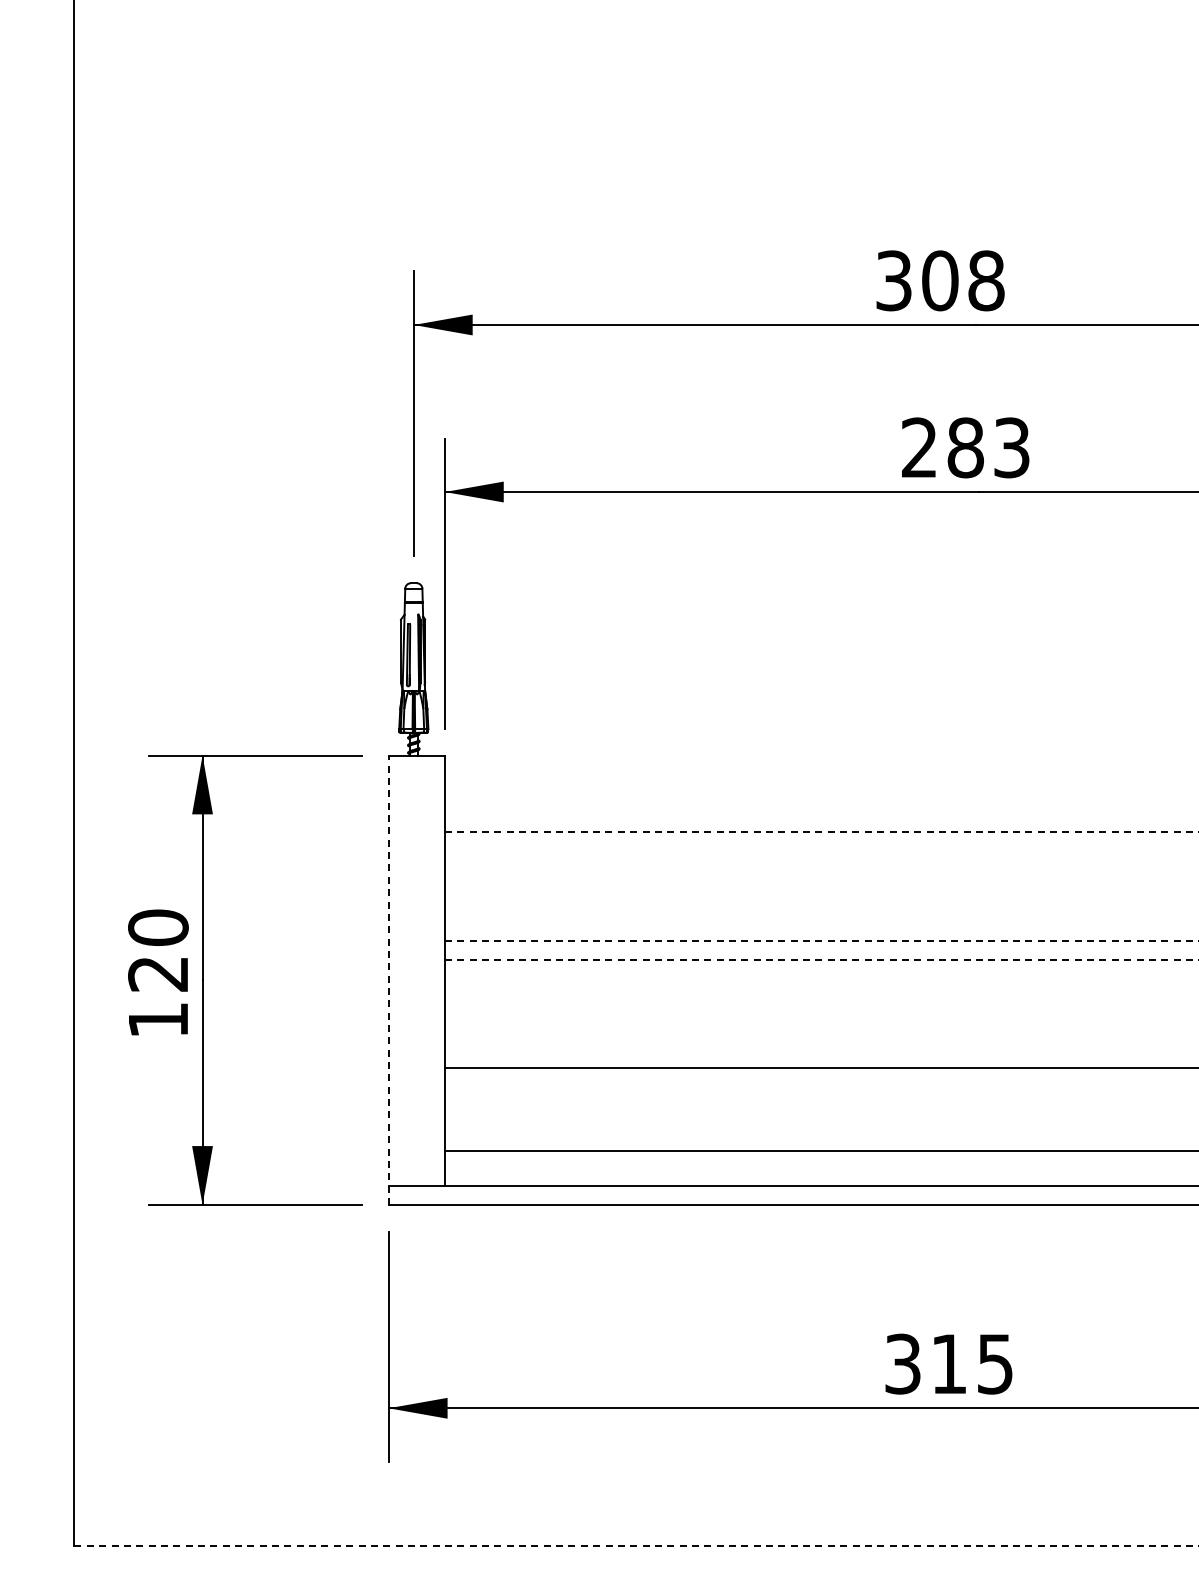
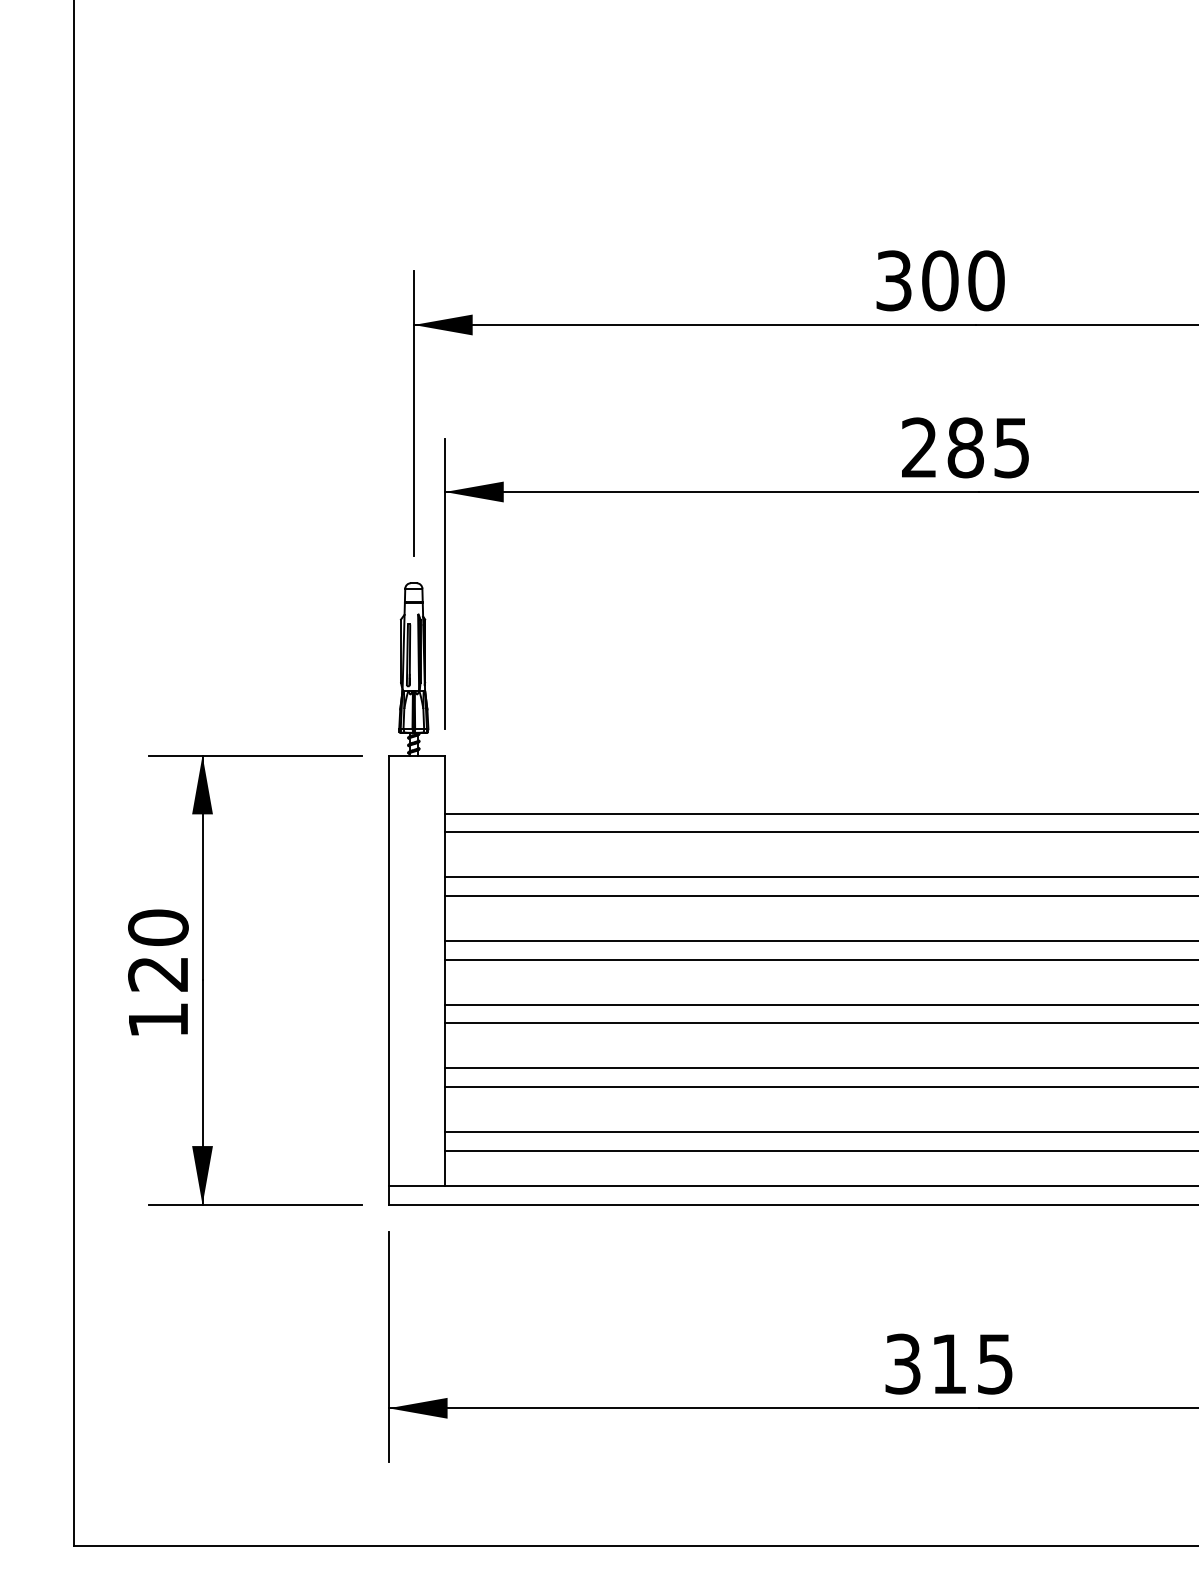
text: 308 -> 300 (986, 280)
text: 283 -> 285 (1012, 447)
line: none -> present (819, 813)
line: dashed -> solid (821, 832)
line: none -> present (819, 877)
line: none -> present (819, 895)
line: dashed -> solid (821, 940)
line: dashed -> solid (821, 959)
line: dashed -> solid (388, 980)
line: none -> present (819, 1004)
line: none -> present (819, 1023)
line: none -> present (819, 1086)
line: none -> present (819, 1131)
line: dashed -> solid (636, 1545)
